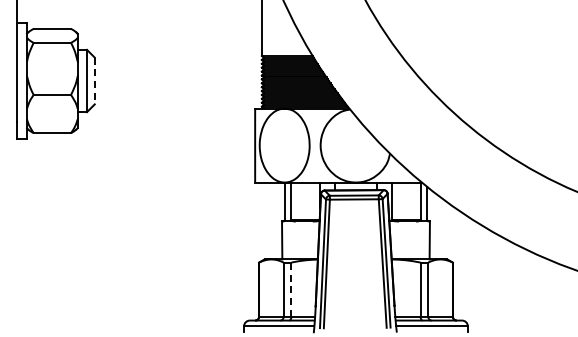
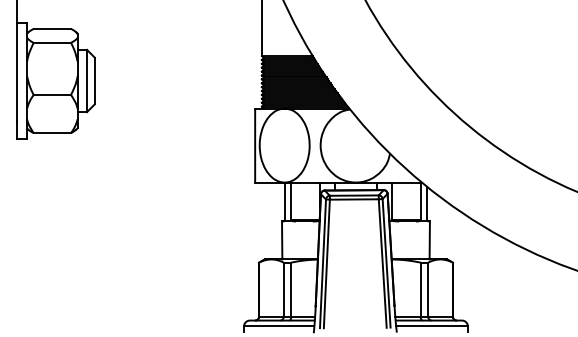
line: dashed -> solid (94, 81)
line: dashed -> solid (291, 289)
